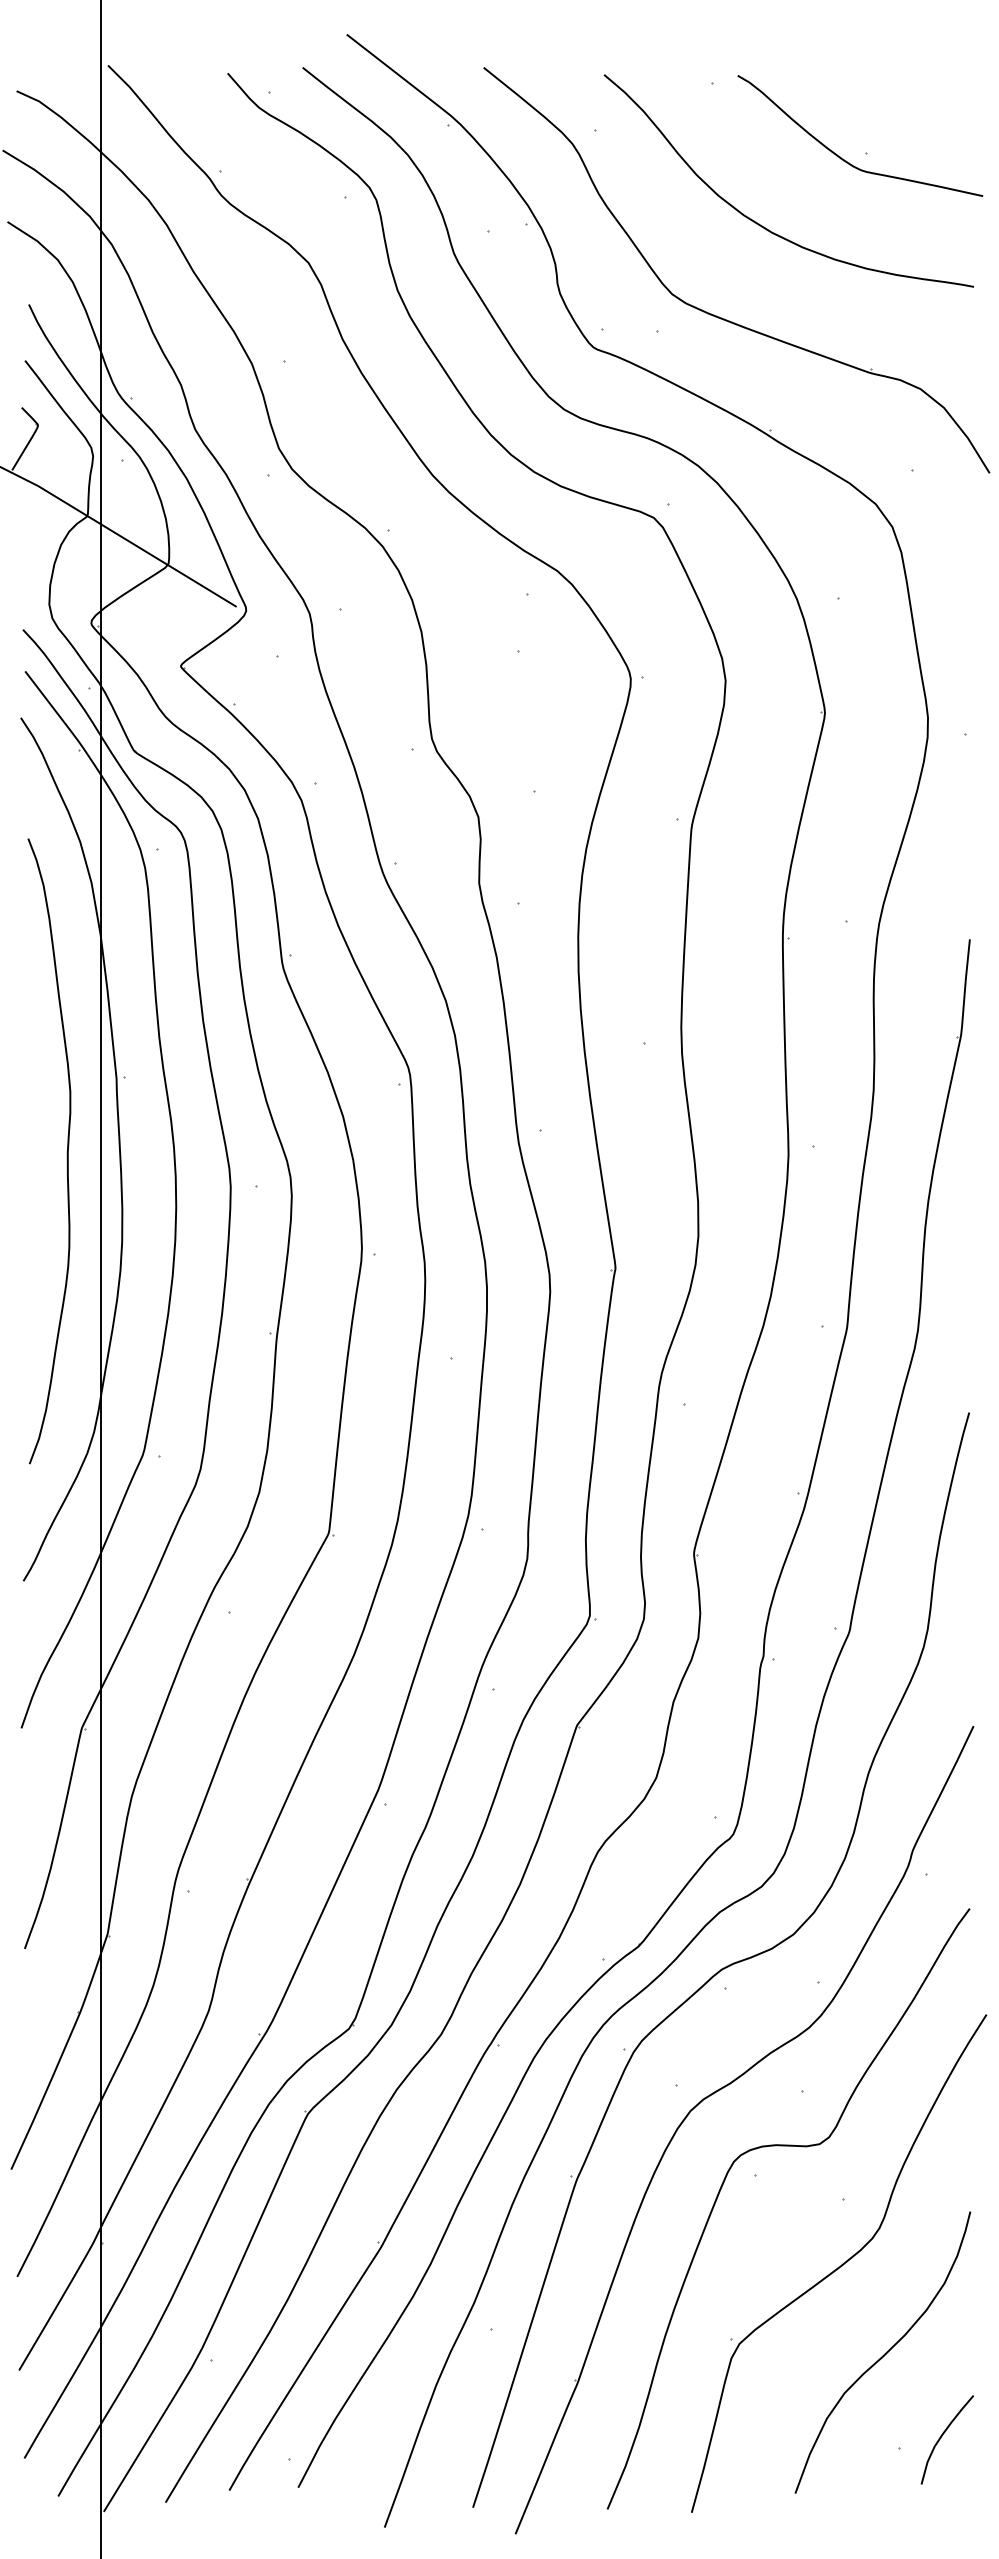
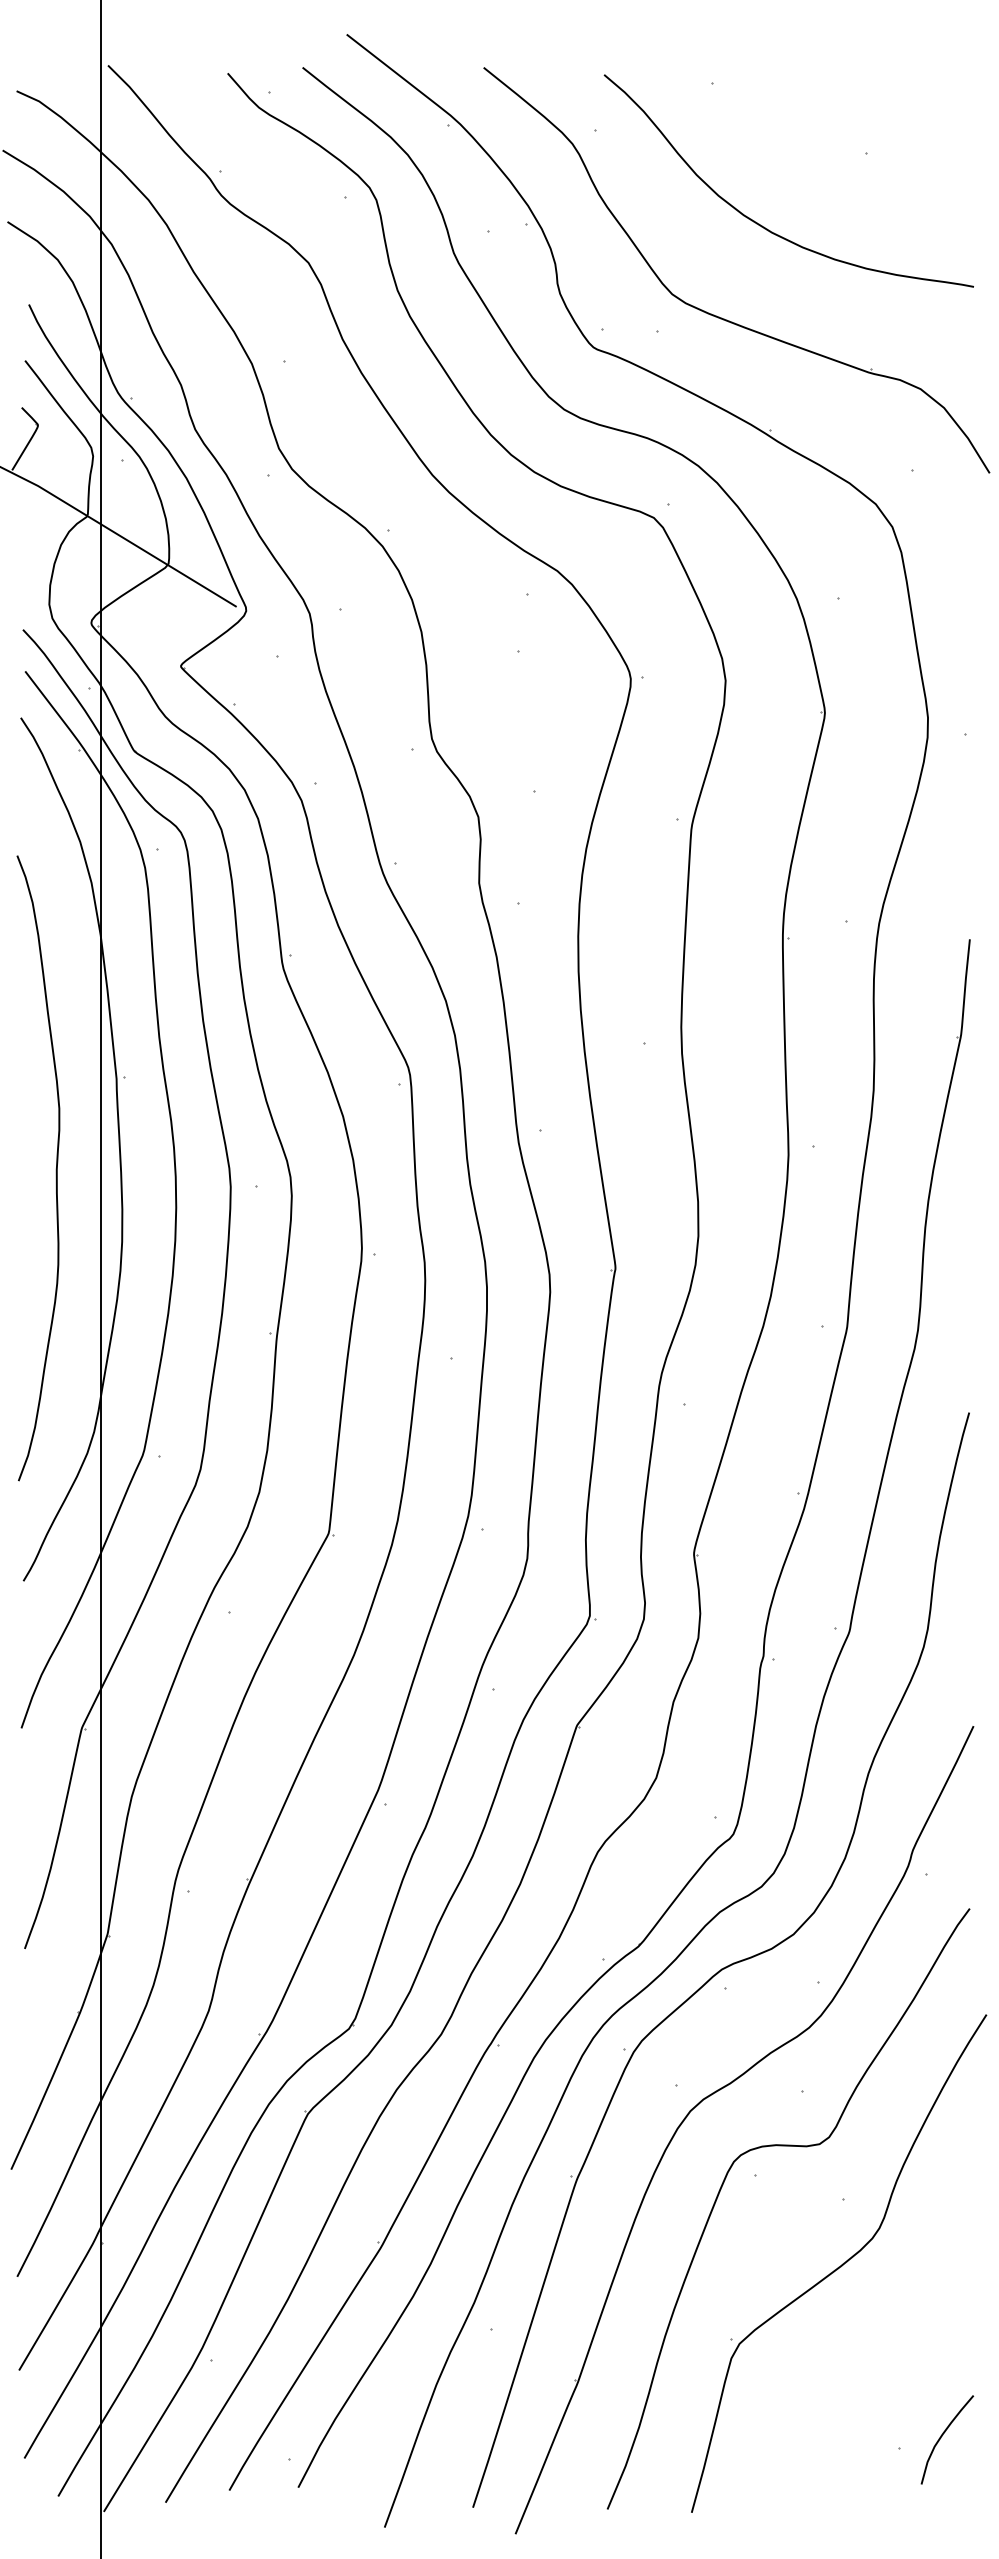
curve: present -> none (846, 160)
curve position: (66, 1152) -> (55, 1169) (55, 1169)
curve: present -> none (884, 2353)
